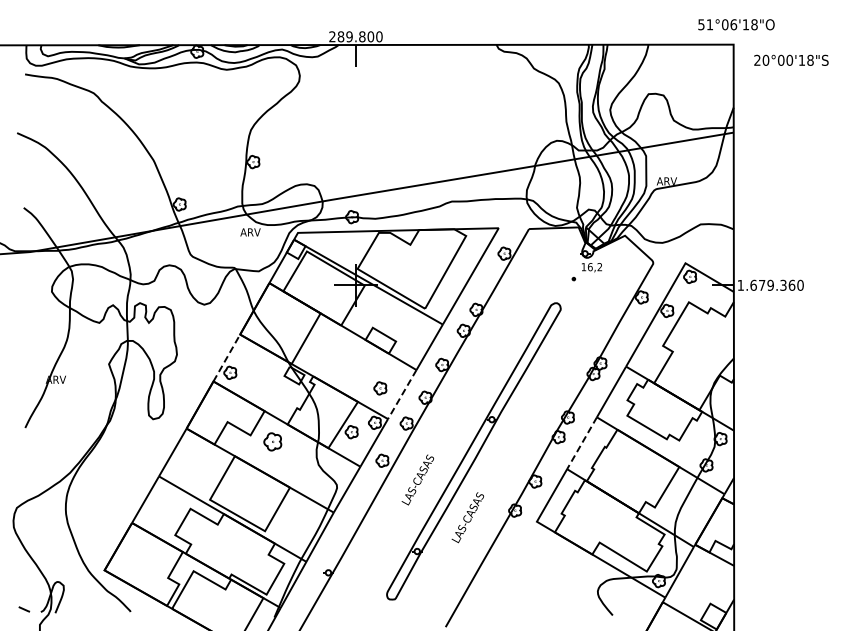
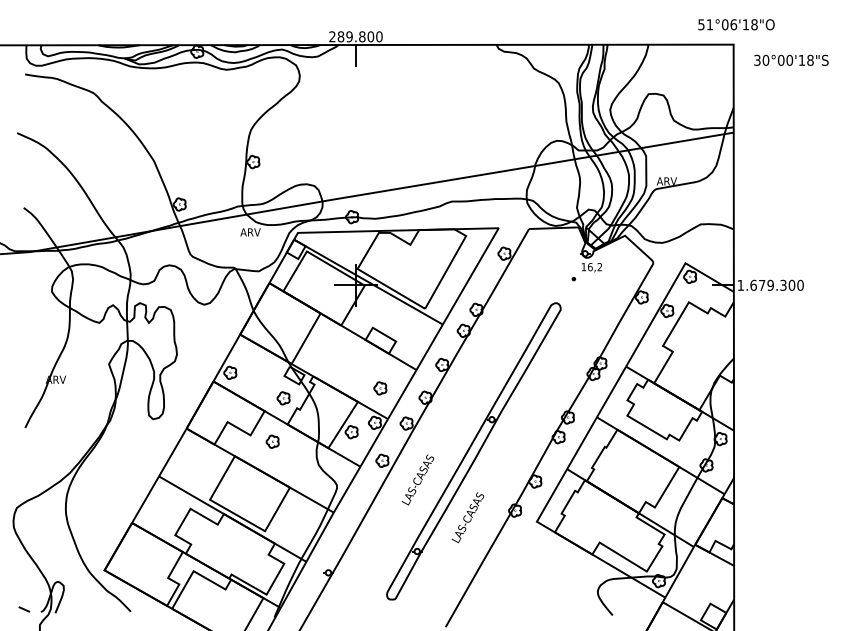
text: 20°00'18"S -> 30°00'18"S (757, 60)
text: 1.679.360 -> 1.679.300 (791, 284)
line: dashed -> solid (226, 358)
line: dashed -> solid (402, 395)
part: none -> present (283, 398)
part size: 20x20 px -> 15x15 px (272, 441)
line: dashed -> solid (582, 443)
